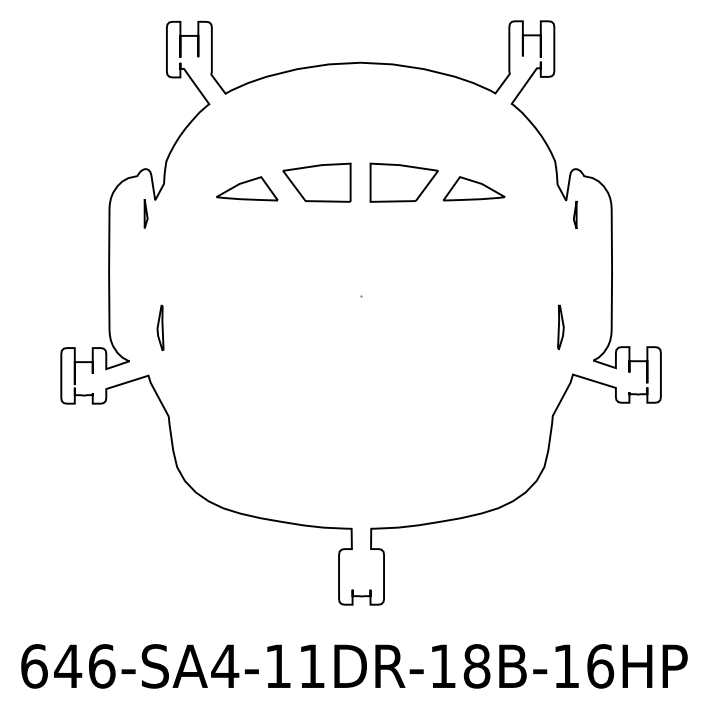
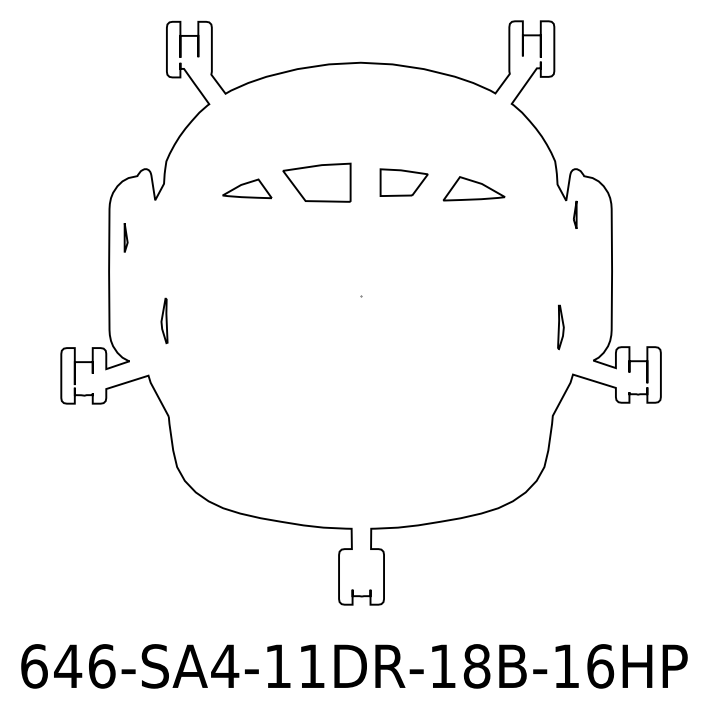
part size: 70x41 px -> 50x29 px (403, 182)
part size: 63x26 px -> 51x22 px (247, 188)
part position: (145, 213) -> (125, 237) (125, 237)
part position: (160, 327) -> (164, 320) (164, 320)
